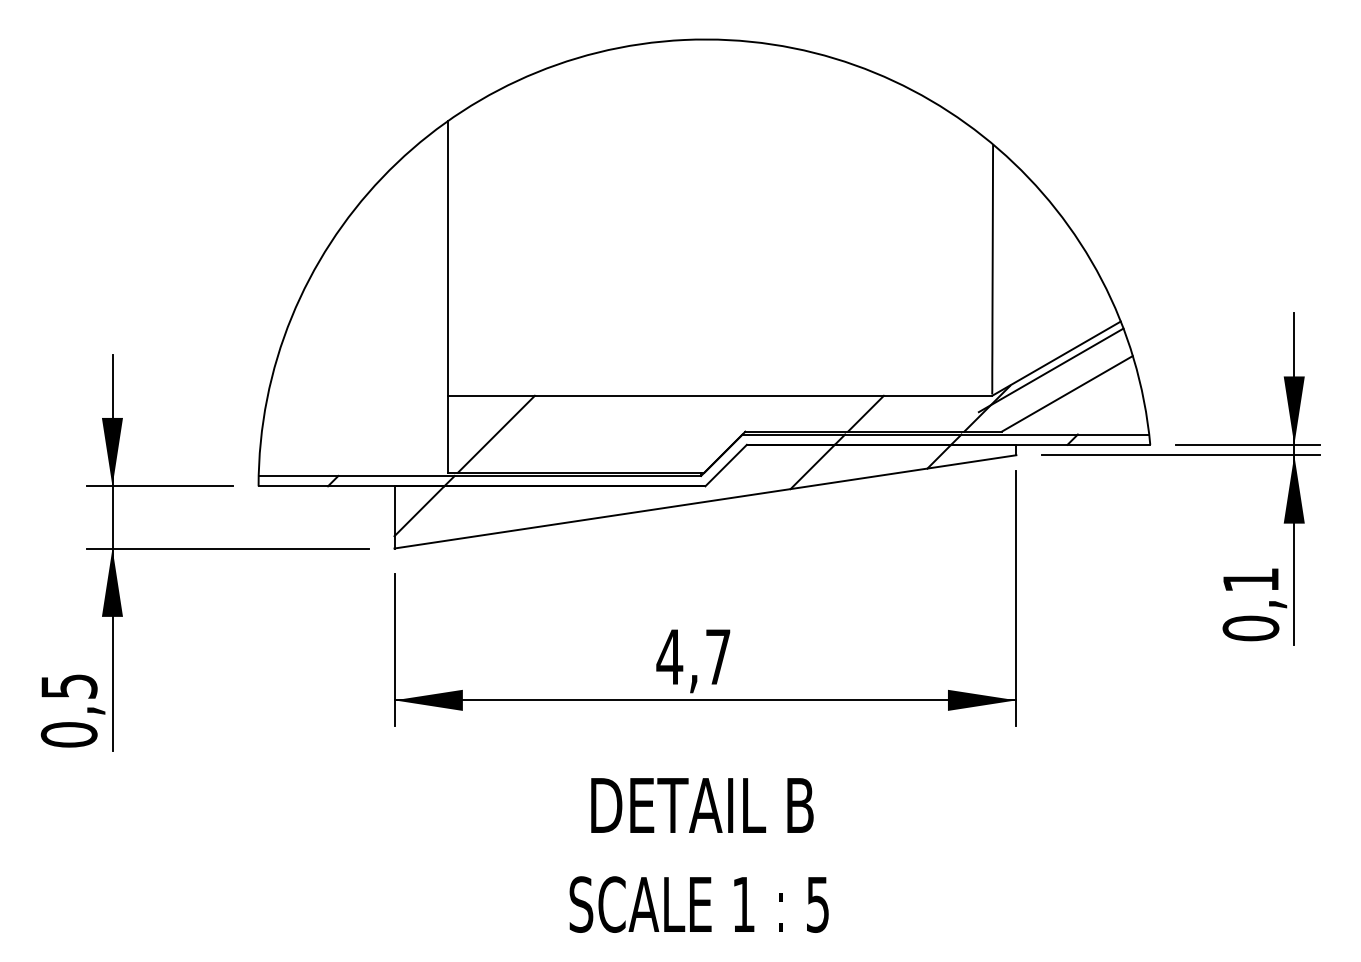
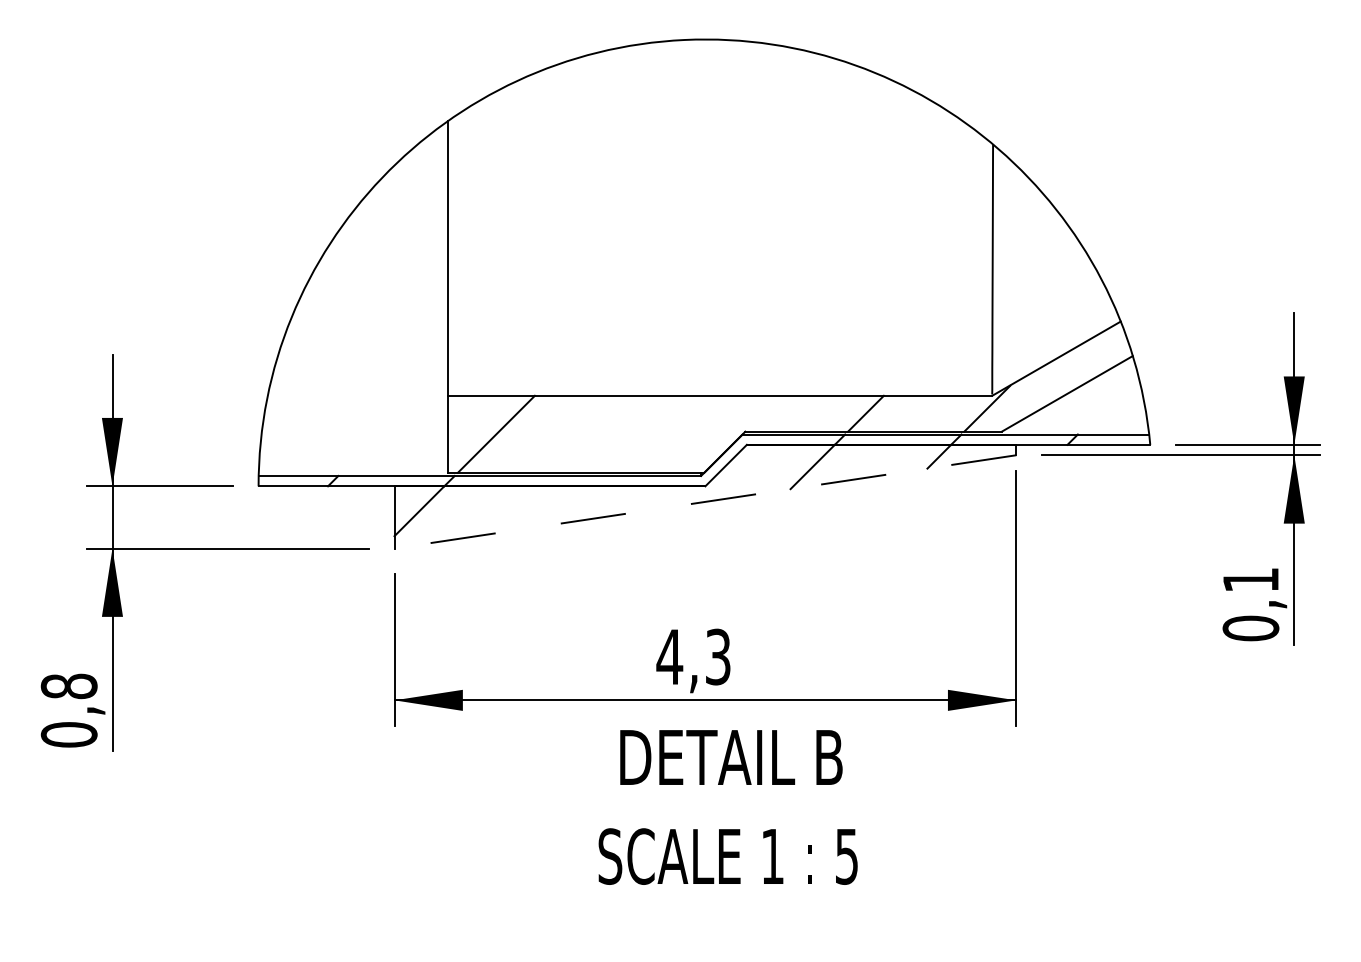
line: present -> none (1050, 370)
line: solid -> dashed (704, 501)
text: 4,7 -> 4,3 (718, 656)
text: 0,5 -> 0,8 (68, 686)
text position: (698, 855) -> (727, 807) (727, 807)
